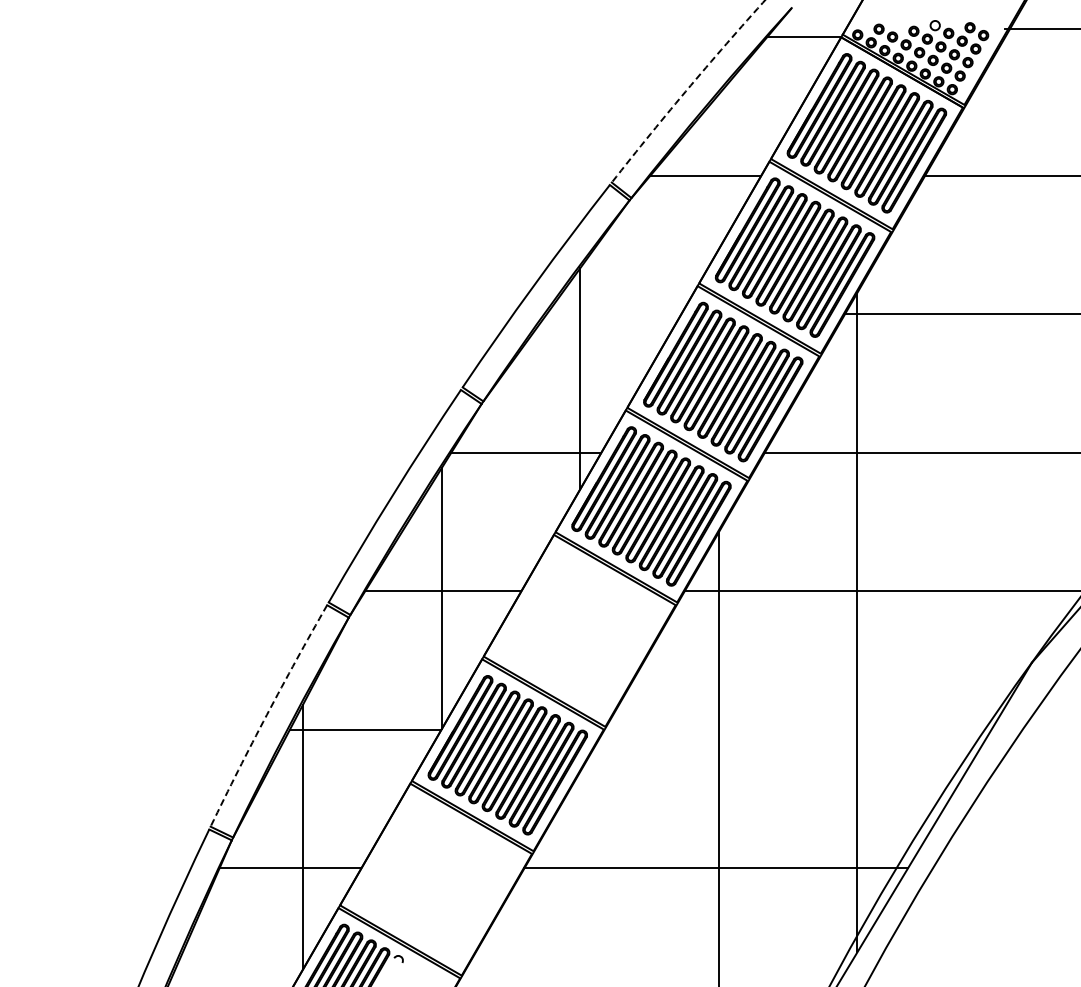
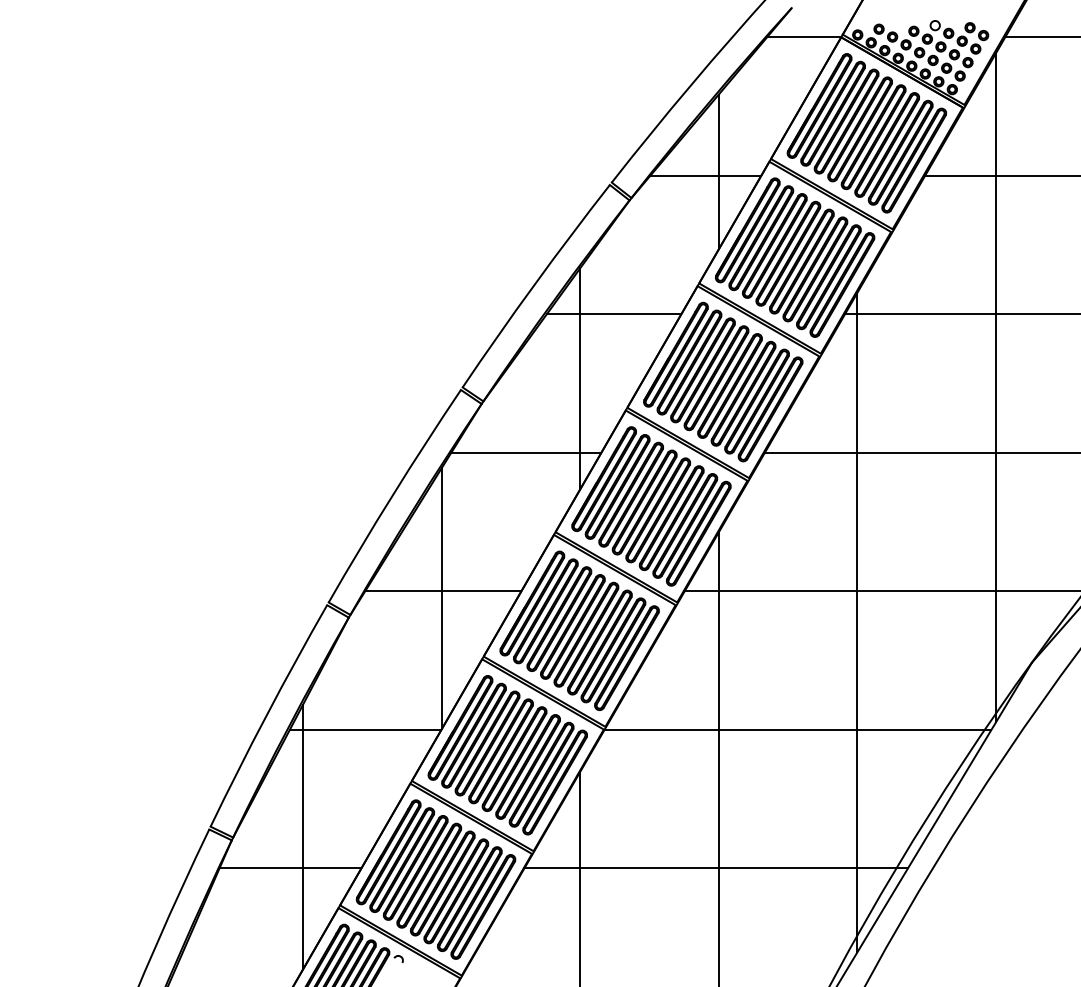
line position: (1041, 29) -> (1041, 37) (1041, 37)
arc: dashed -> solid (687, 89)
line: none -> present (718, 171)
line: none -> present (613, 314)
line: none -> present (995, 387)
part: none -> present (579, 630)
arc: dashed -> solid (266, 714)
line: none -> present (797, 729)
line: none -> present (580, 877)
part: none -> present (435, 879)
